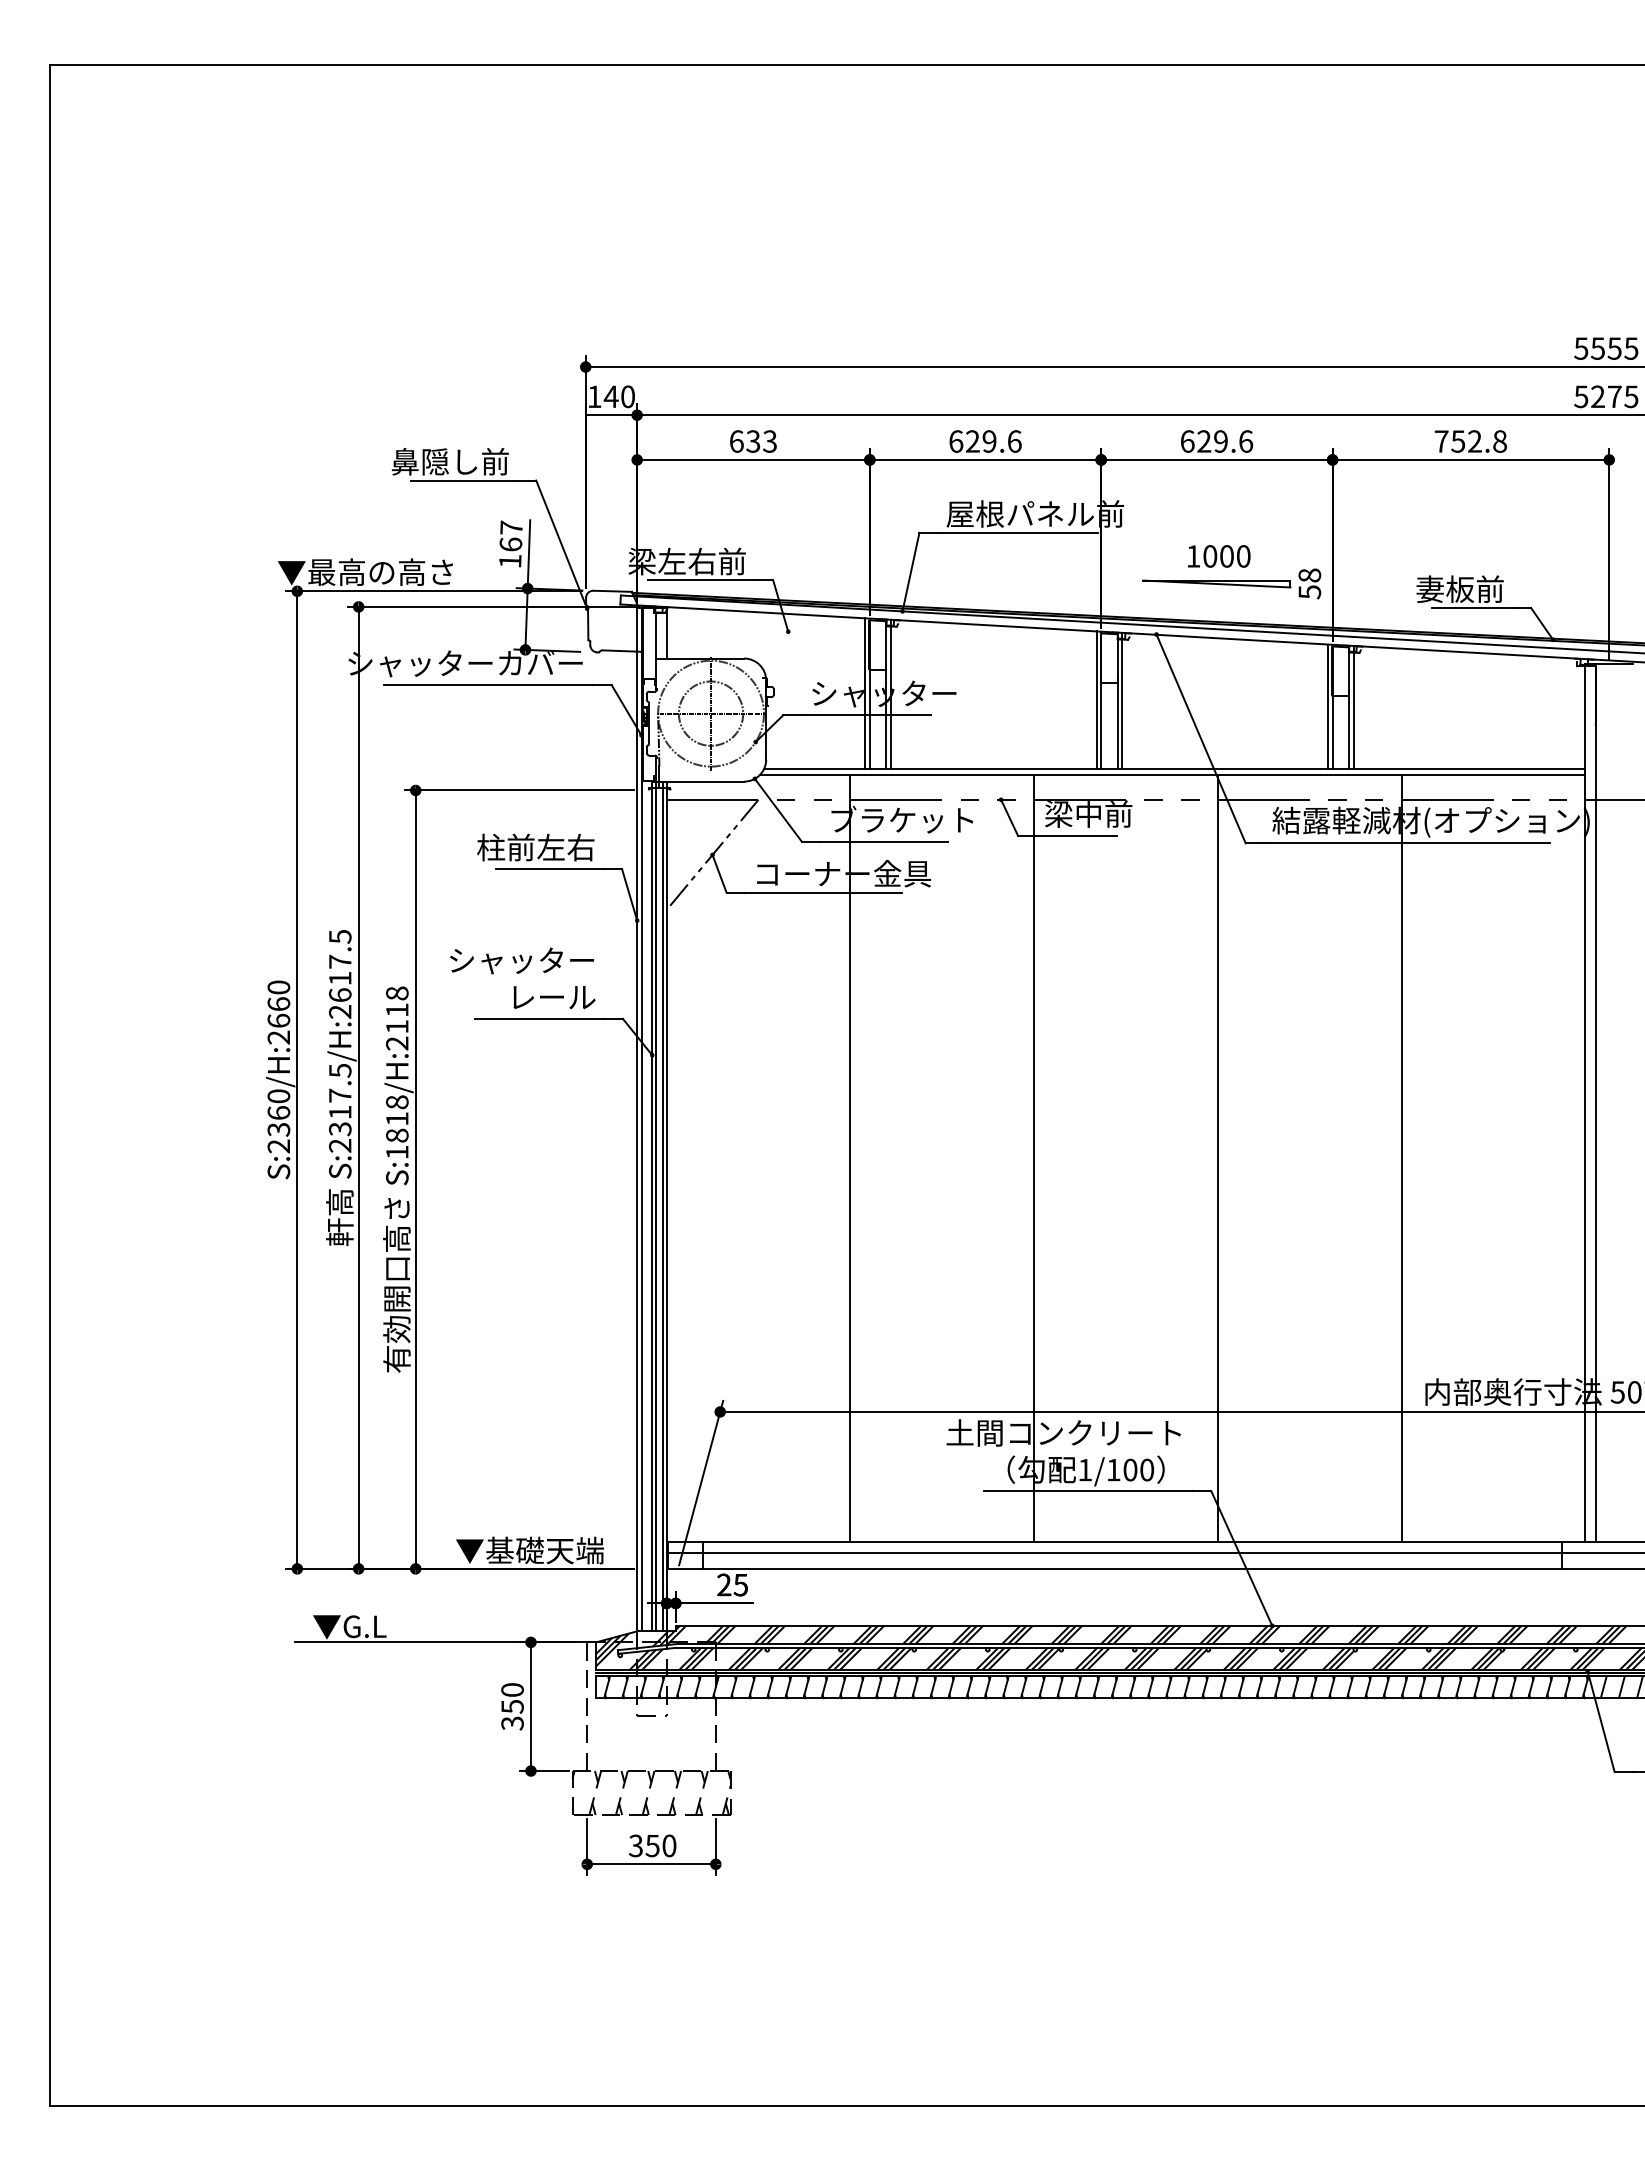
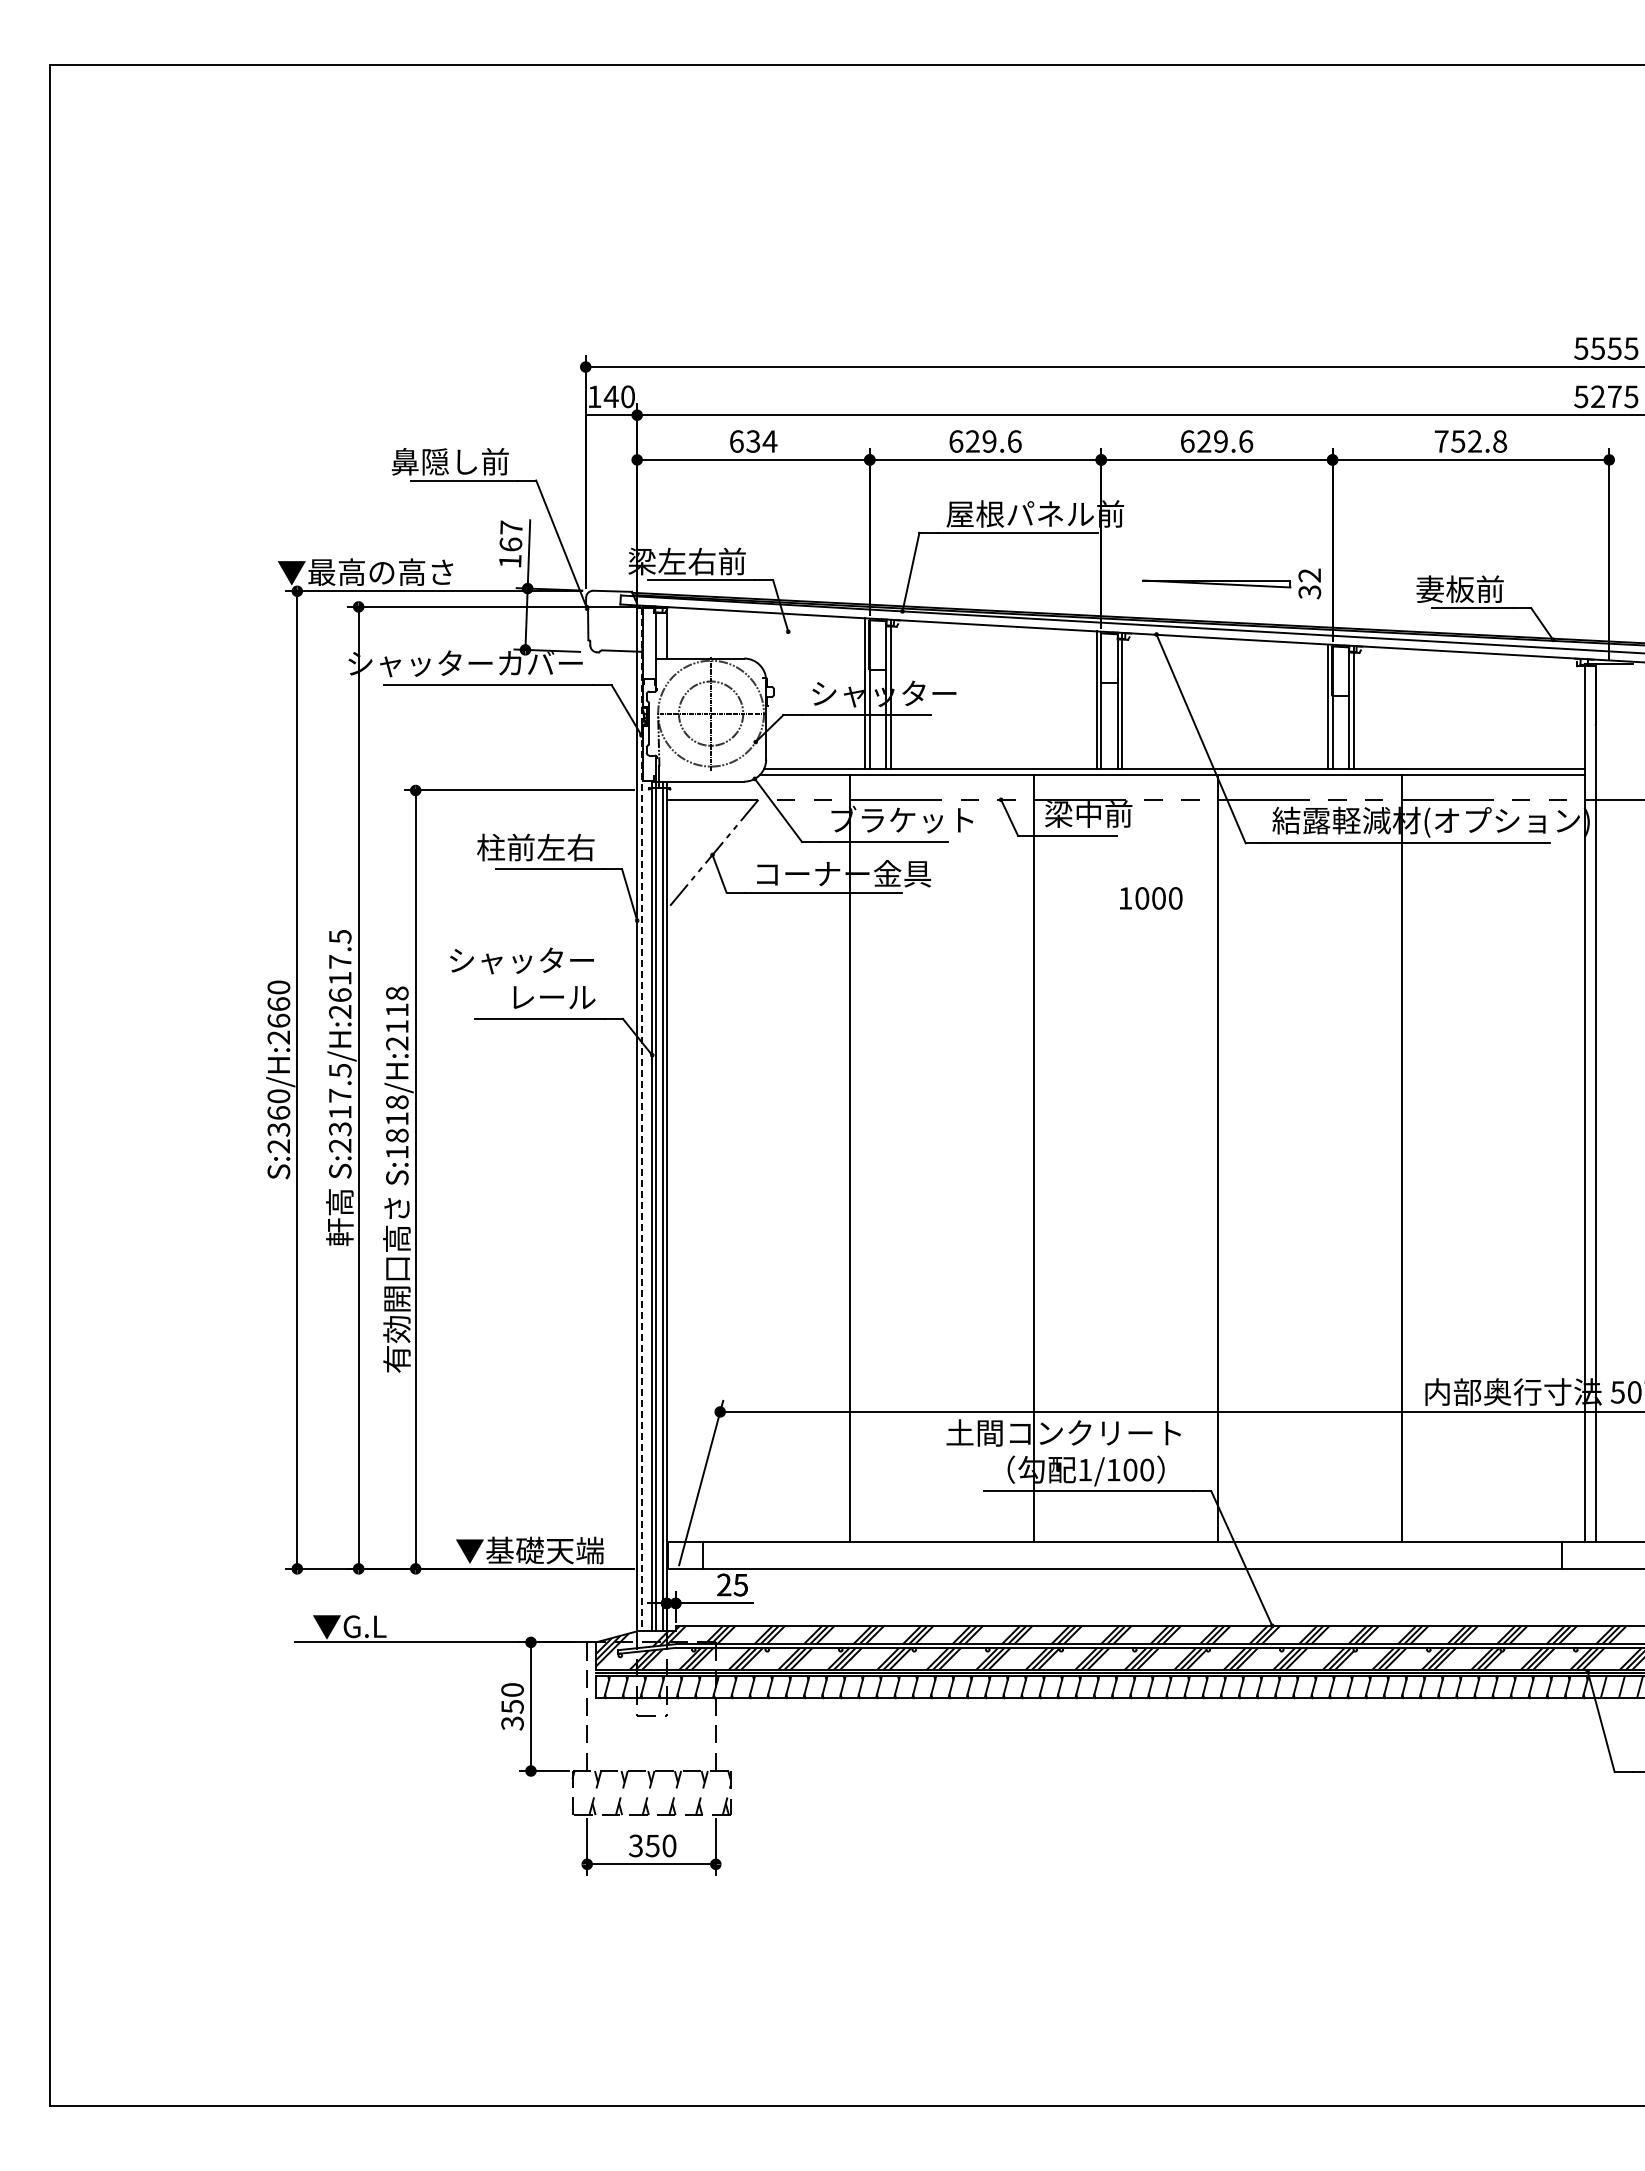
text: 633 -> 634 (769, 441)
text position: (1219, 556) -> (1151, 898) (1151, 898)
text: 58 -> 32 (1309, 583)
line: solid -> dashed (641, 1119)
line: present -> none (1153, 1553)
